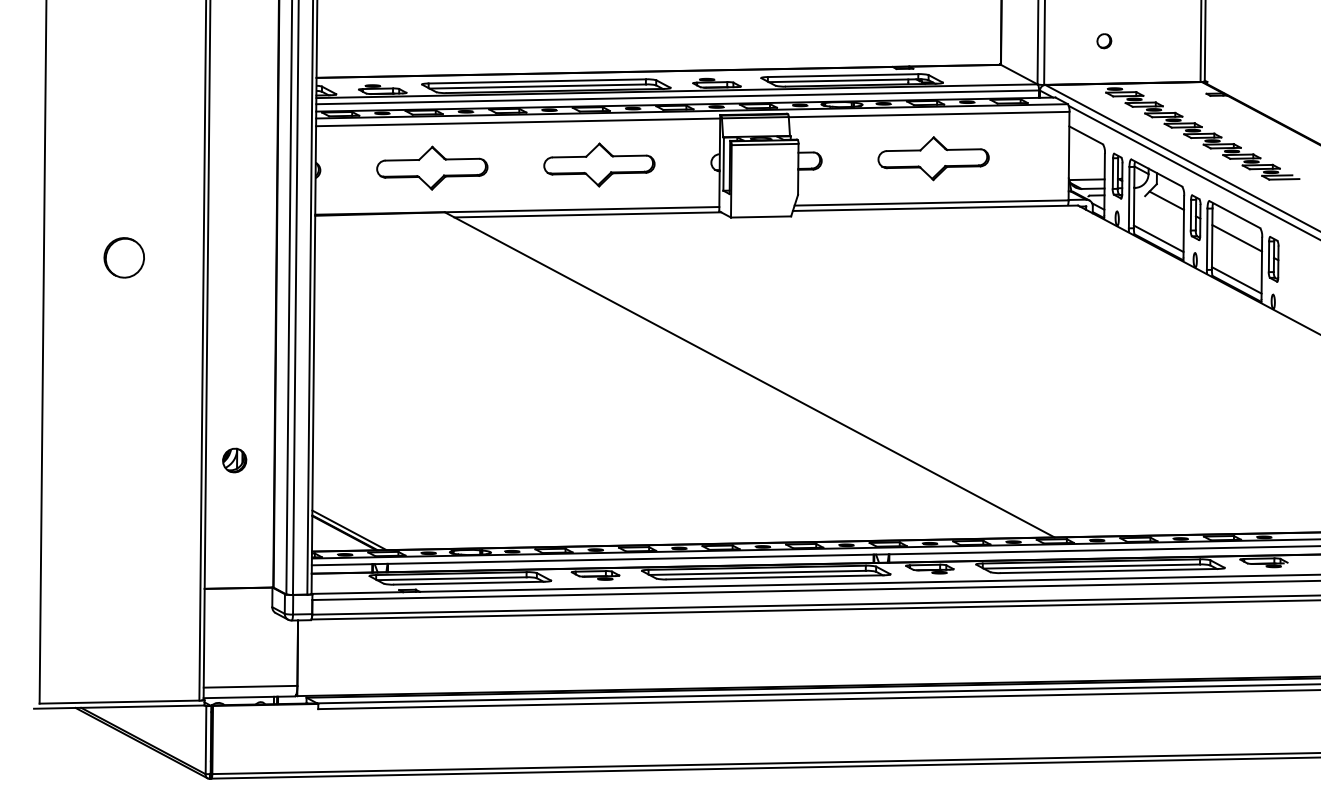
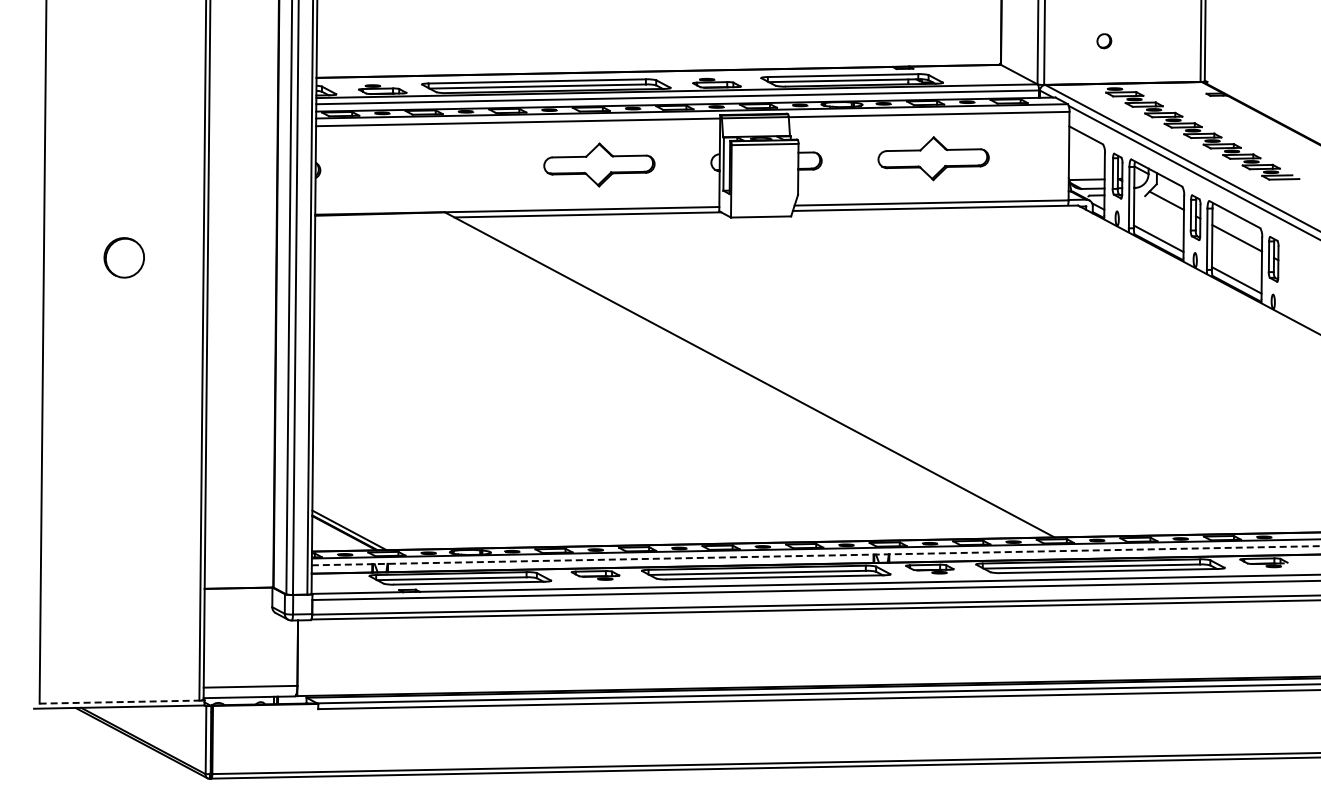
part: present -> none (432, 167)
part: present -> none (234, 460)
line: solid -> dashed (816, 555)
line: solid -> dashed (119, 702)
